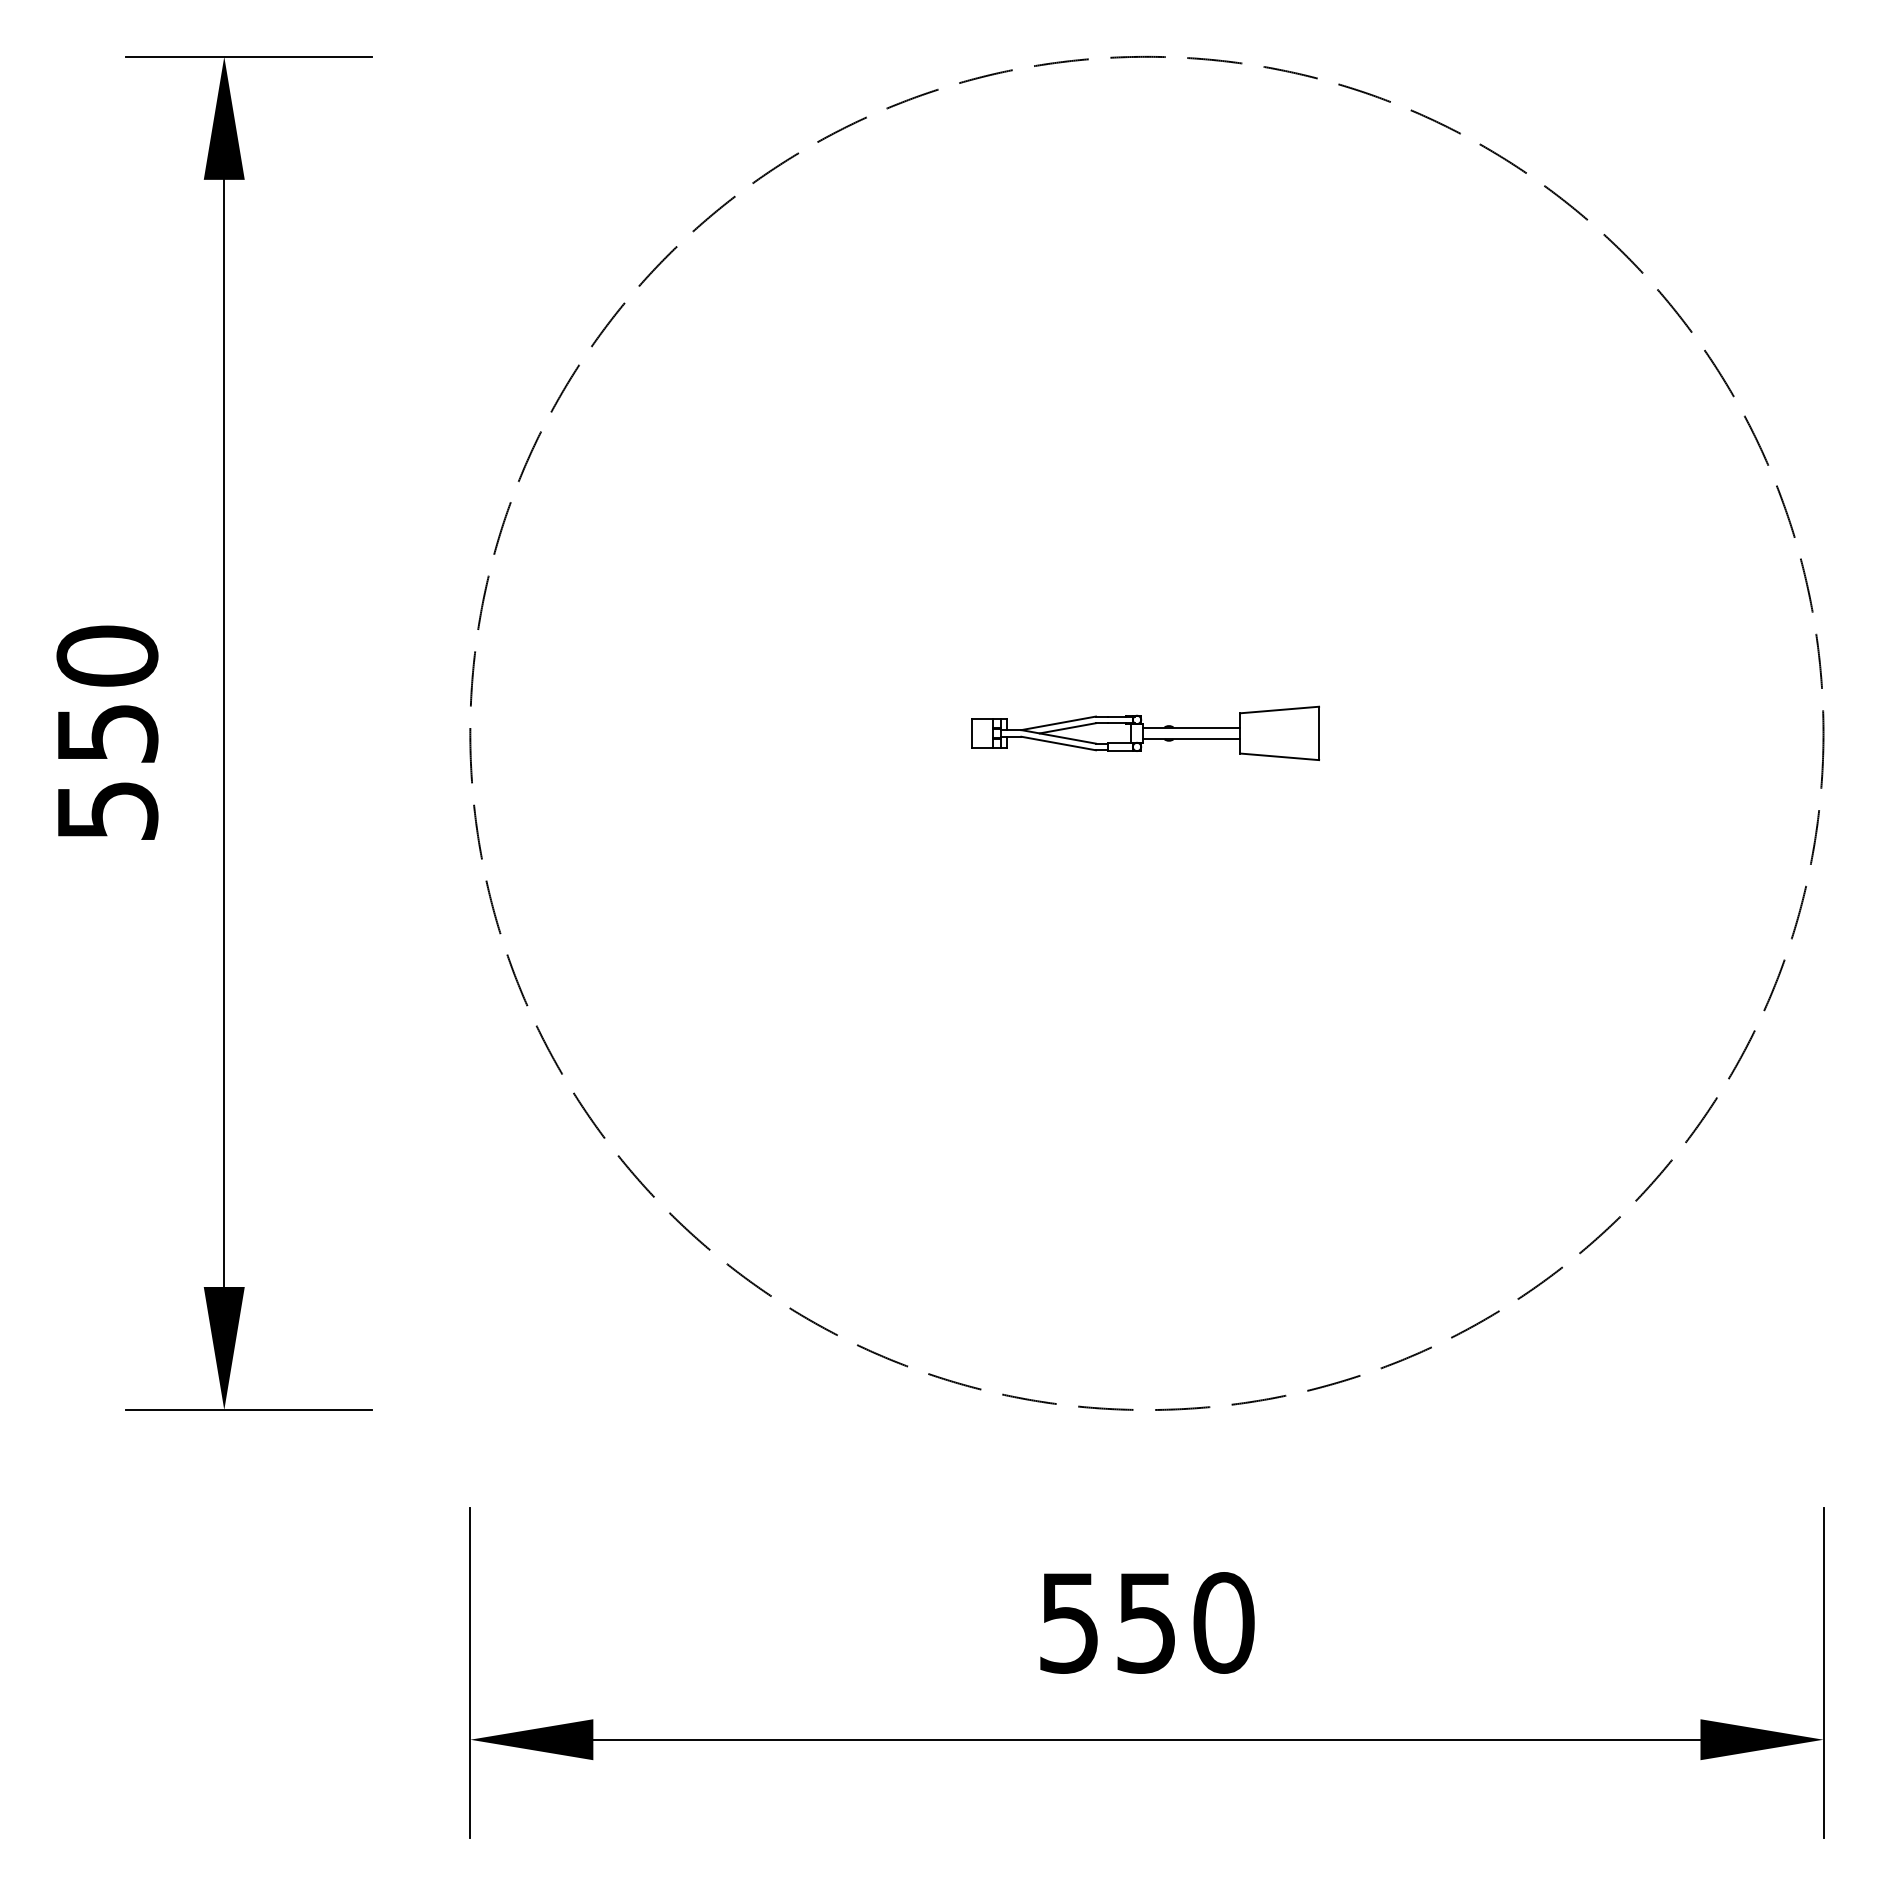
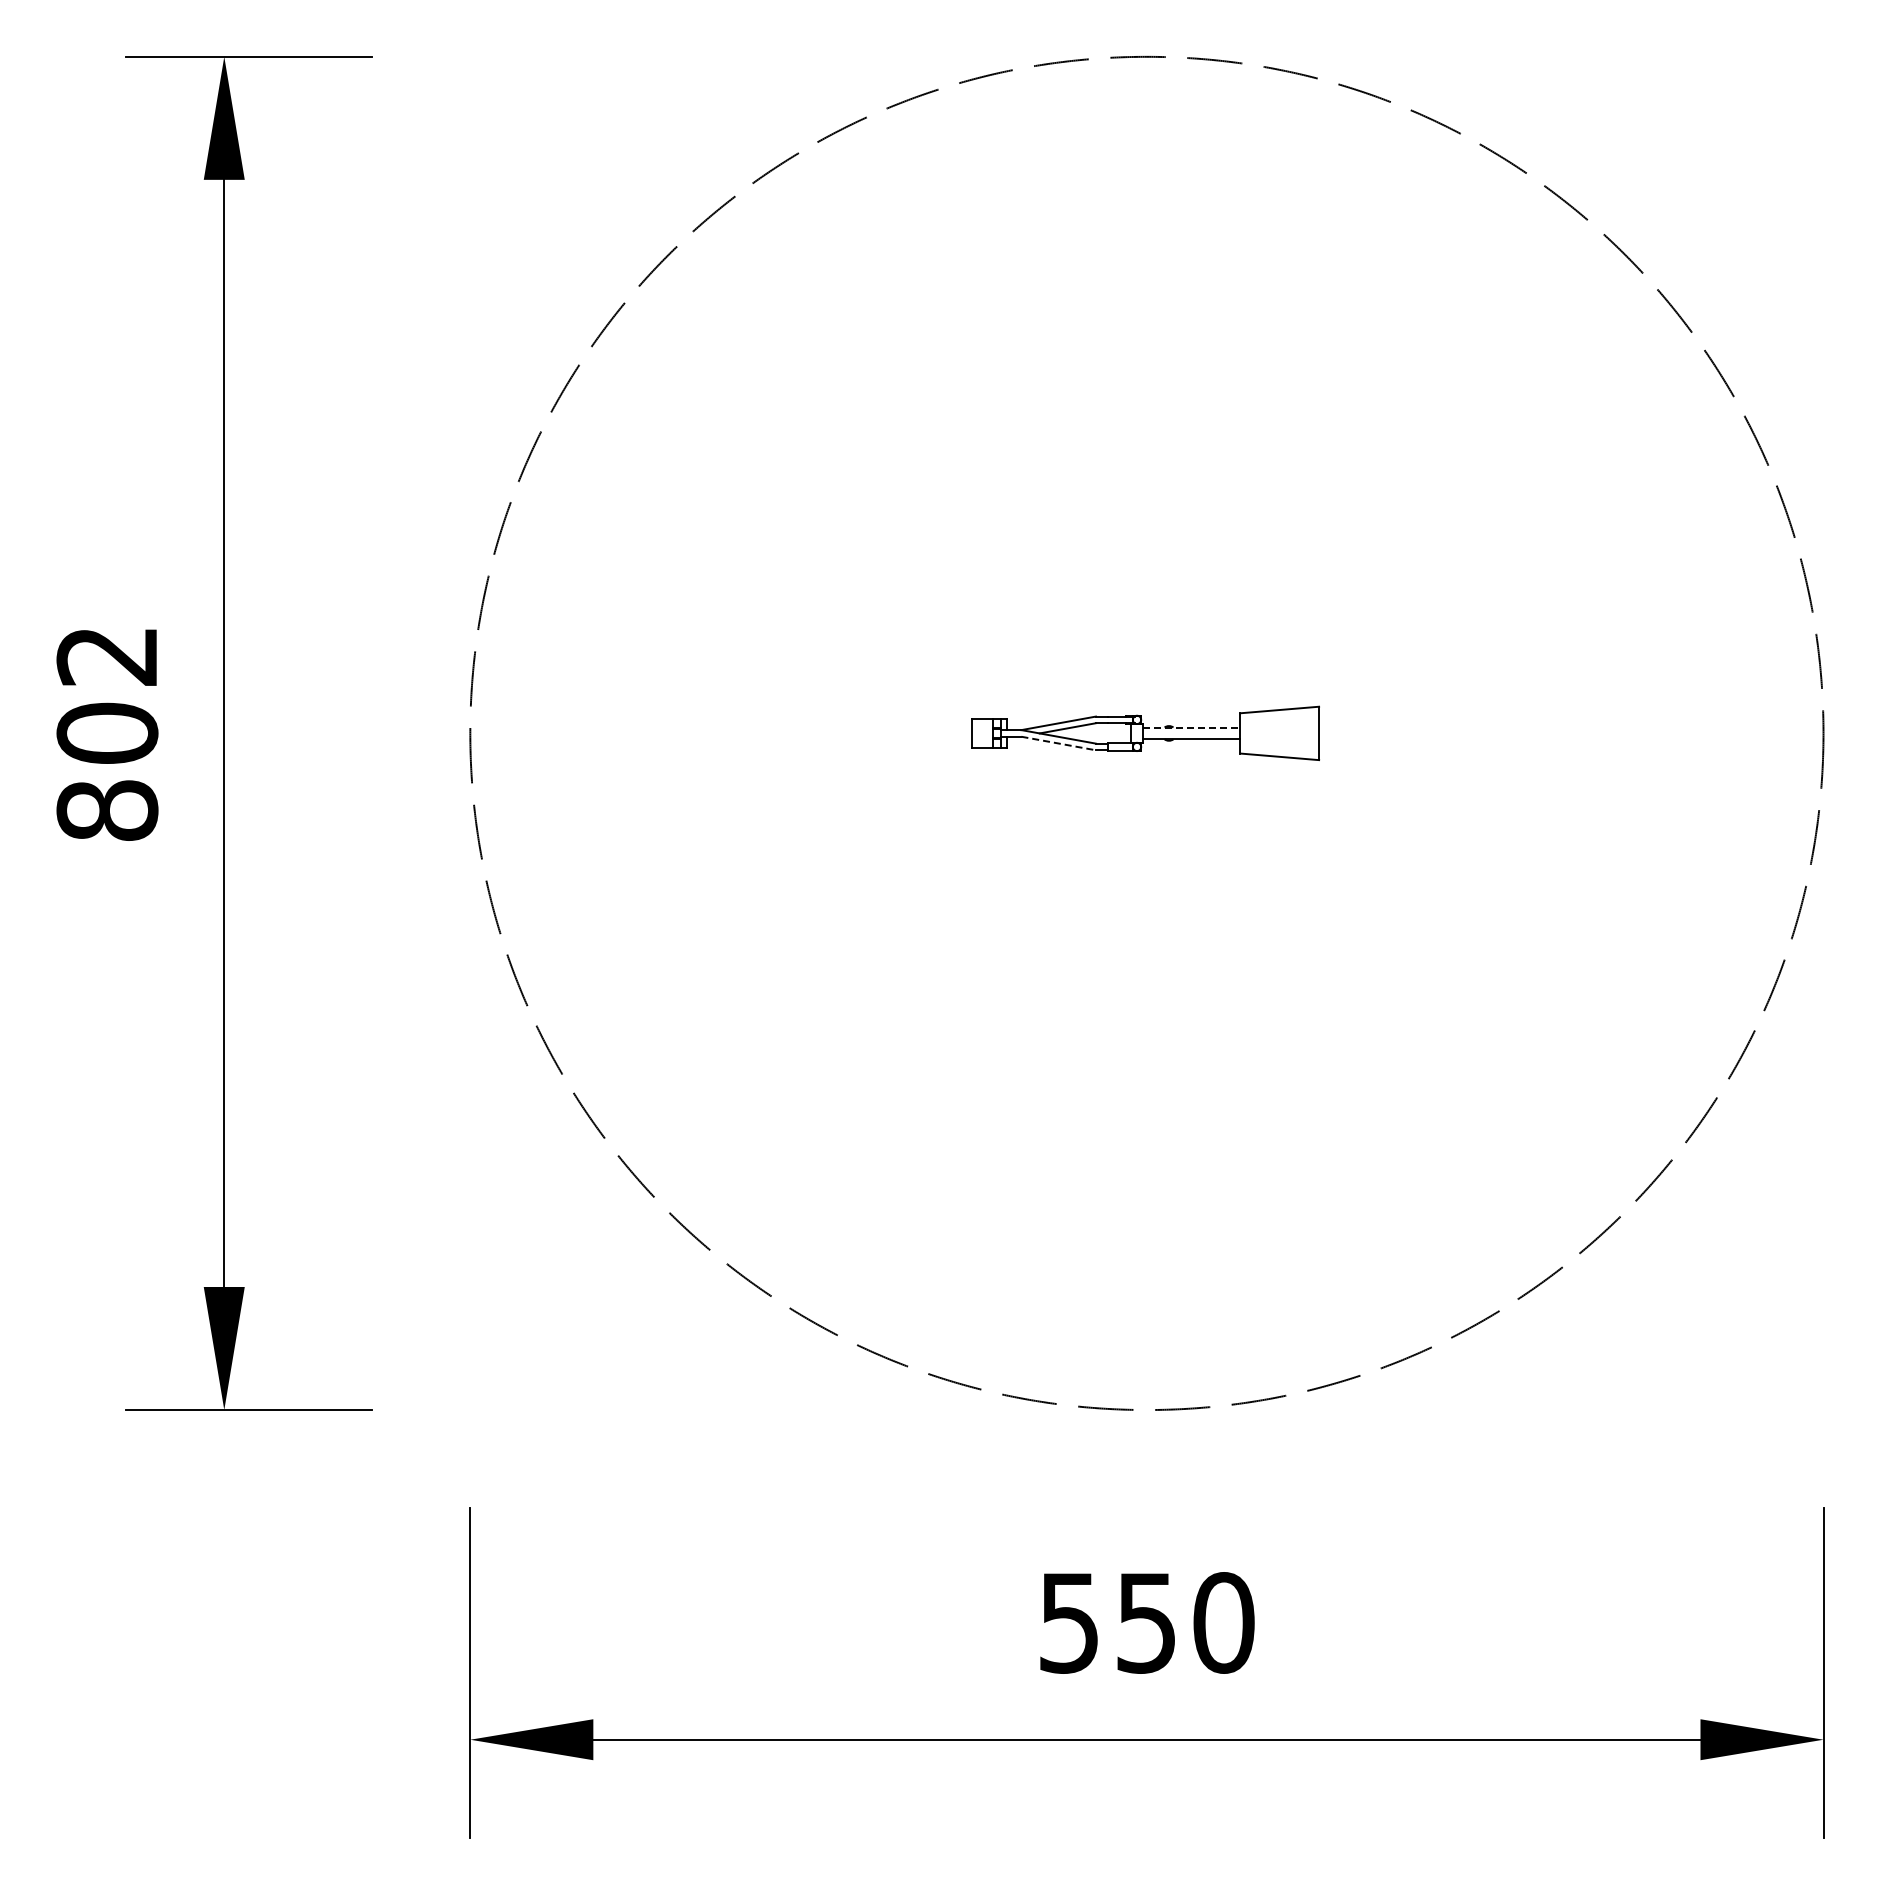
line: solid -> dashed (1191, 727)
text: 550 -> 802 (107, 732)
line: solid -> dashed (1058, 743)
